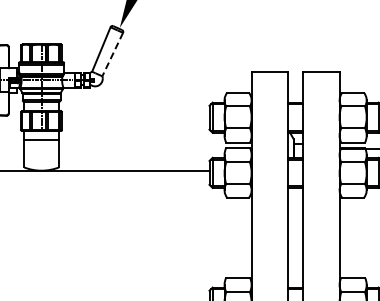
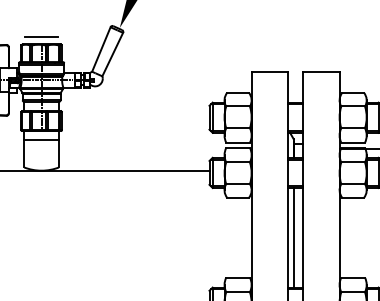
line: none -> present (41, 37)
line: dashed -> solid (112, 55)
line: none -> present (293, 237)
